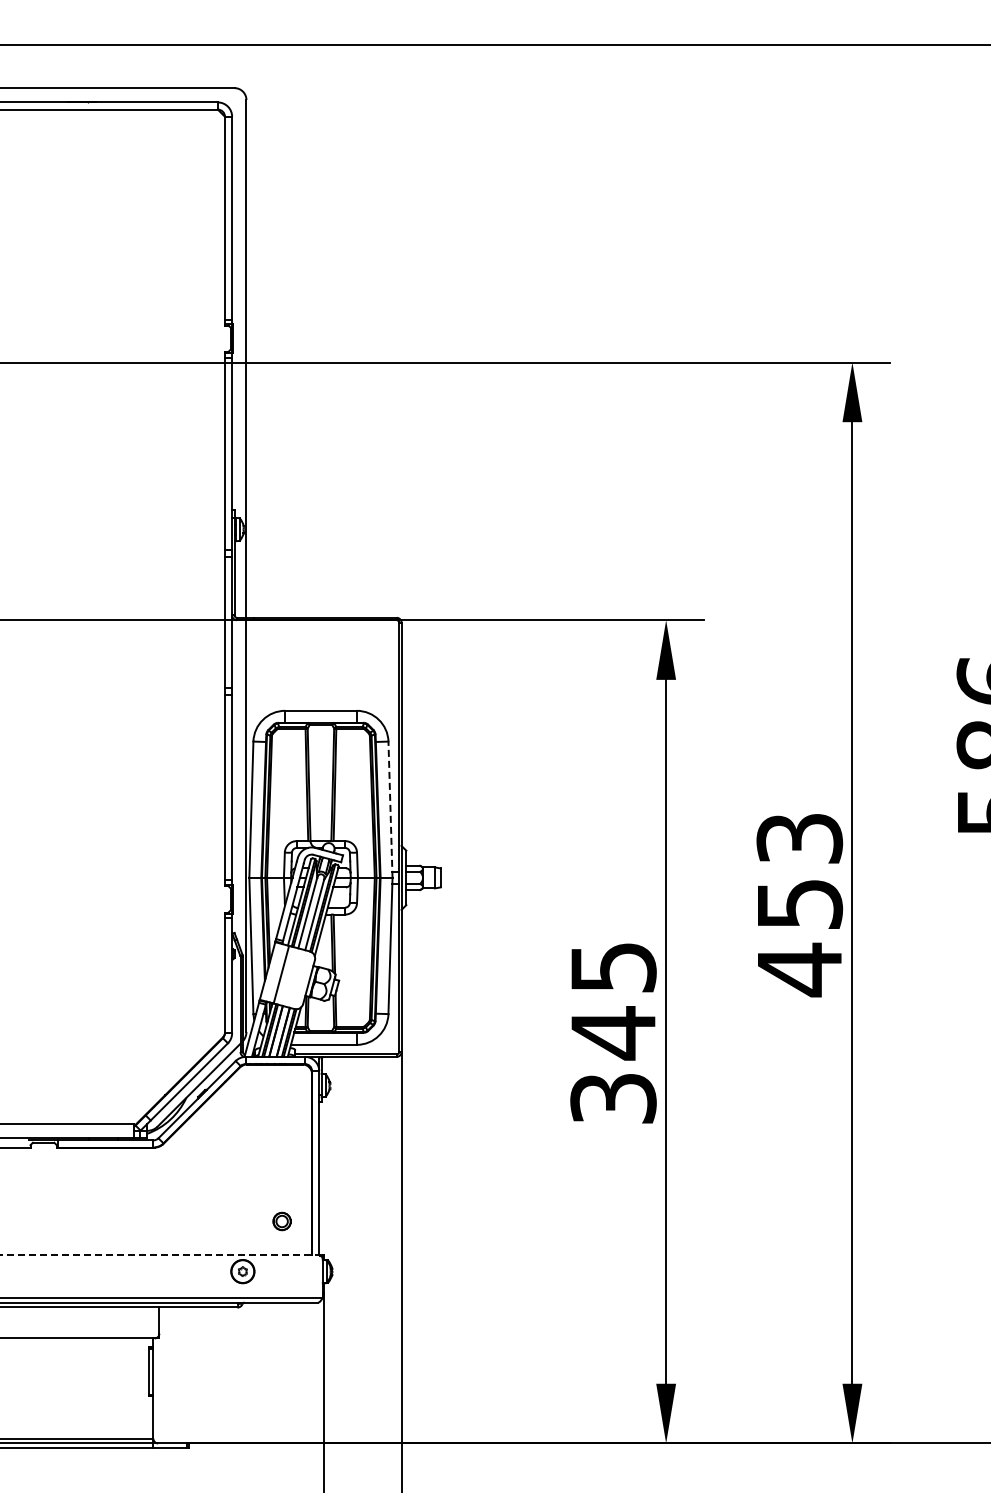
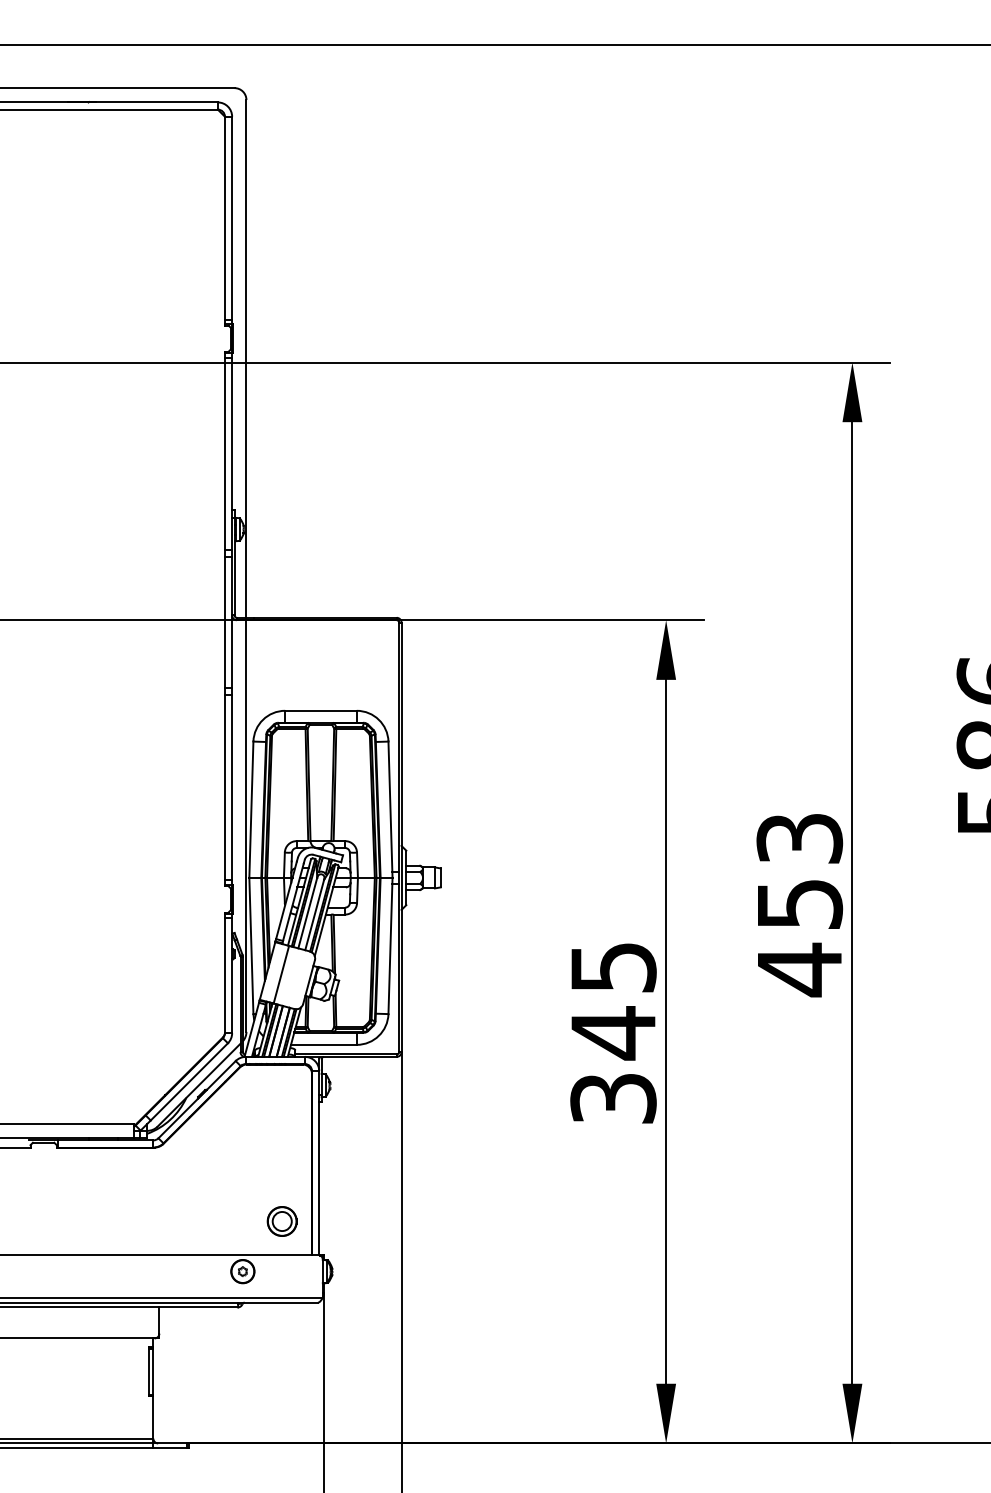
line: dashed -> solid (390, 809)
part size: 20x21 px -> 32x31 px (281, 1221)
line: dashed -> solid (159, 1254)
